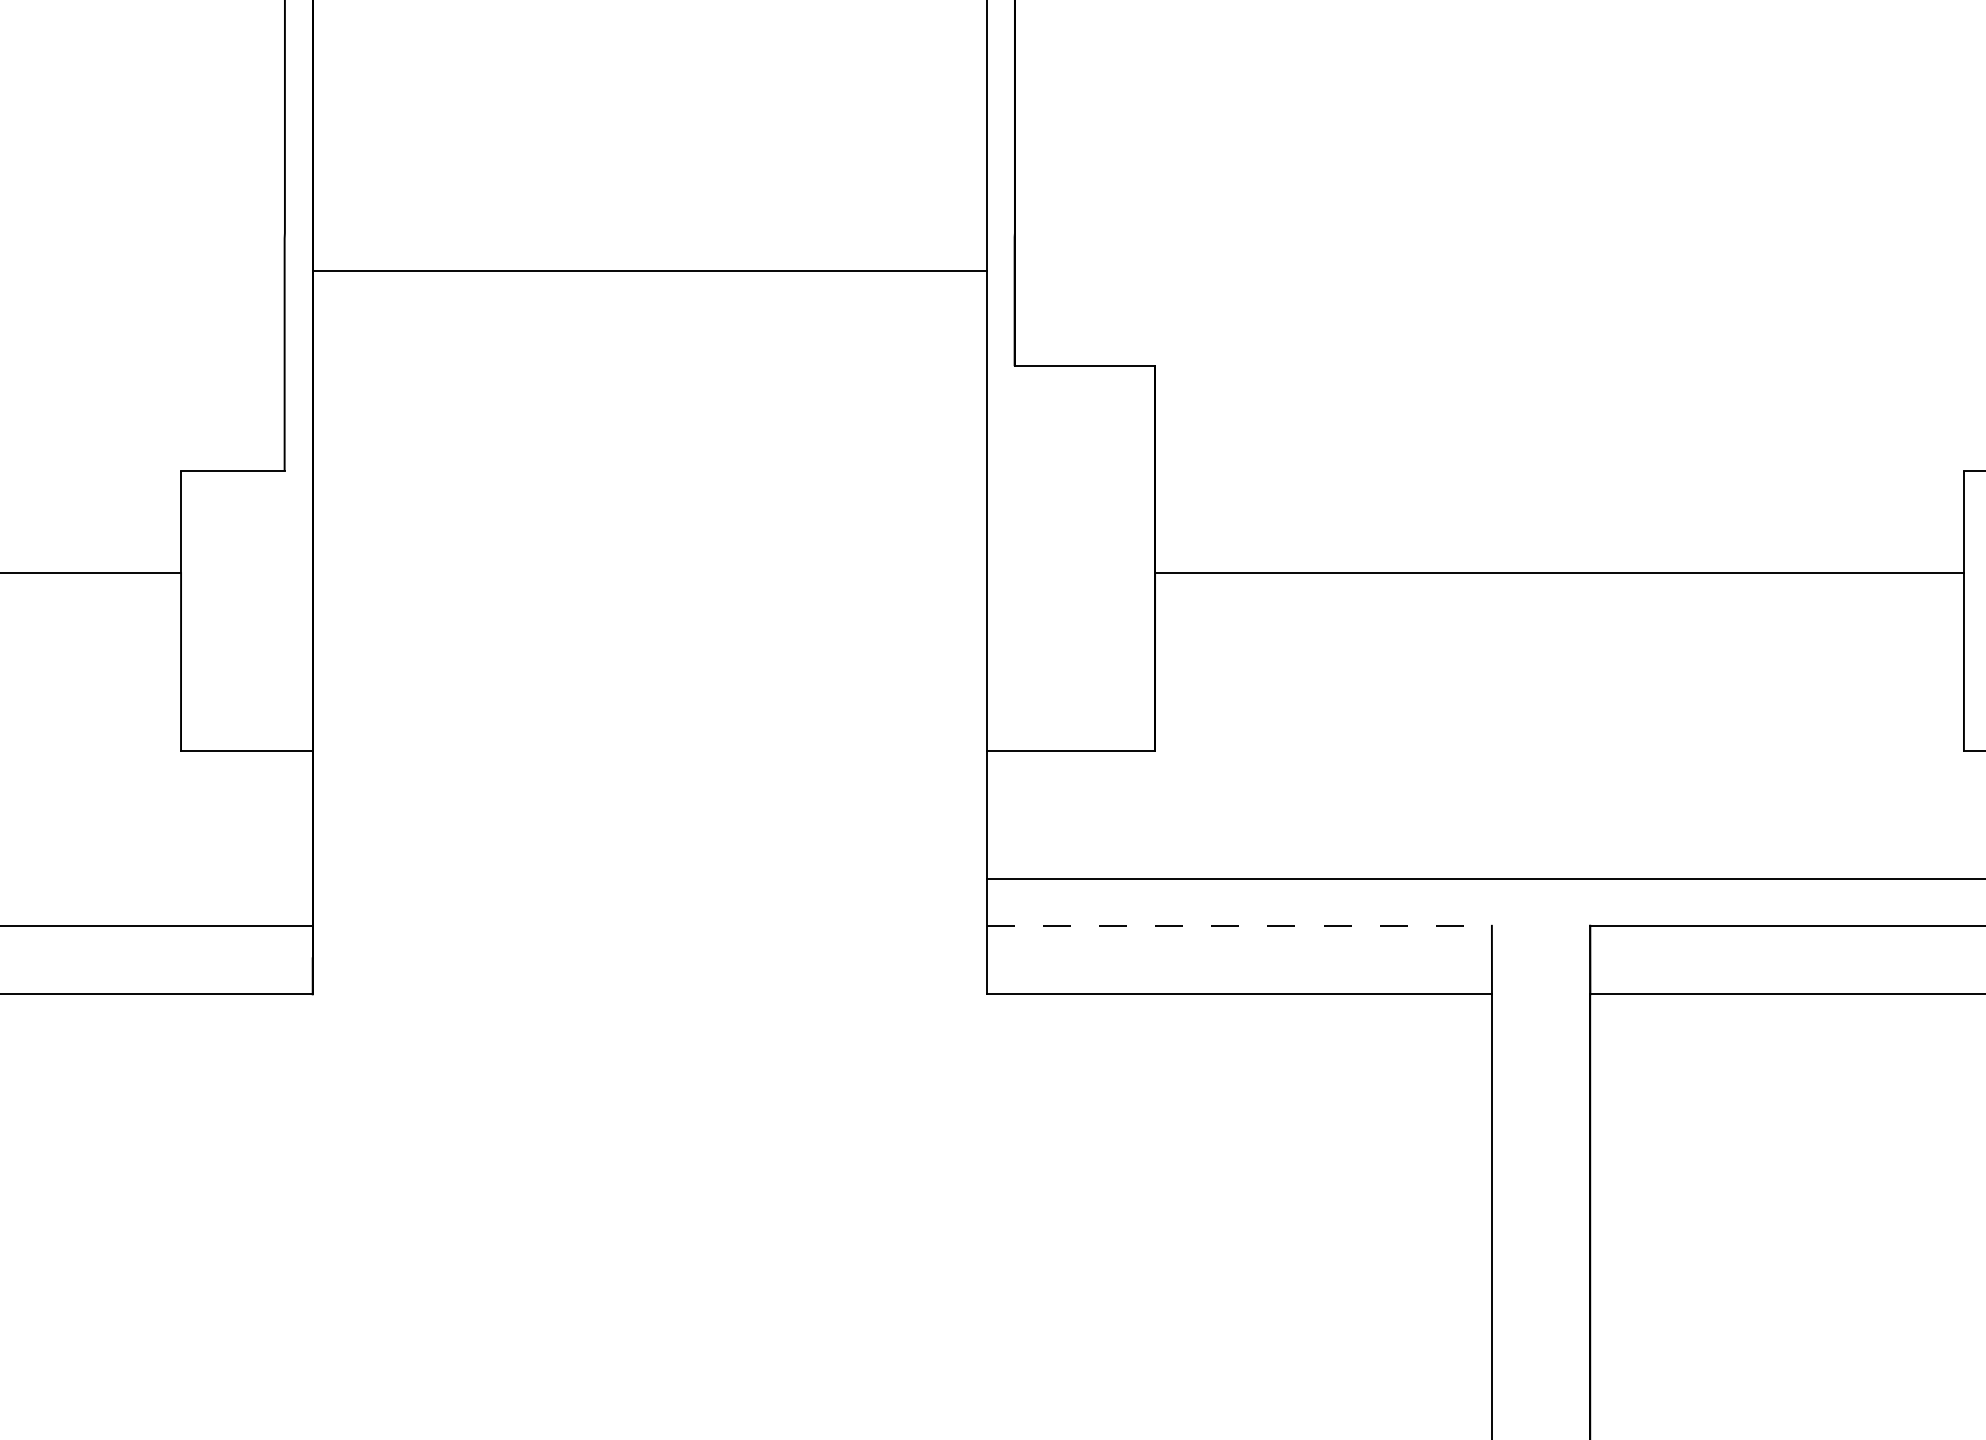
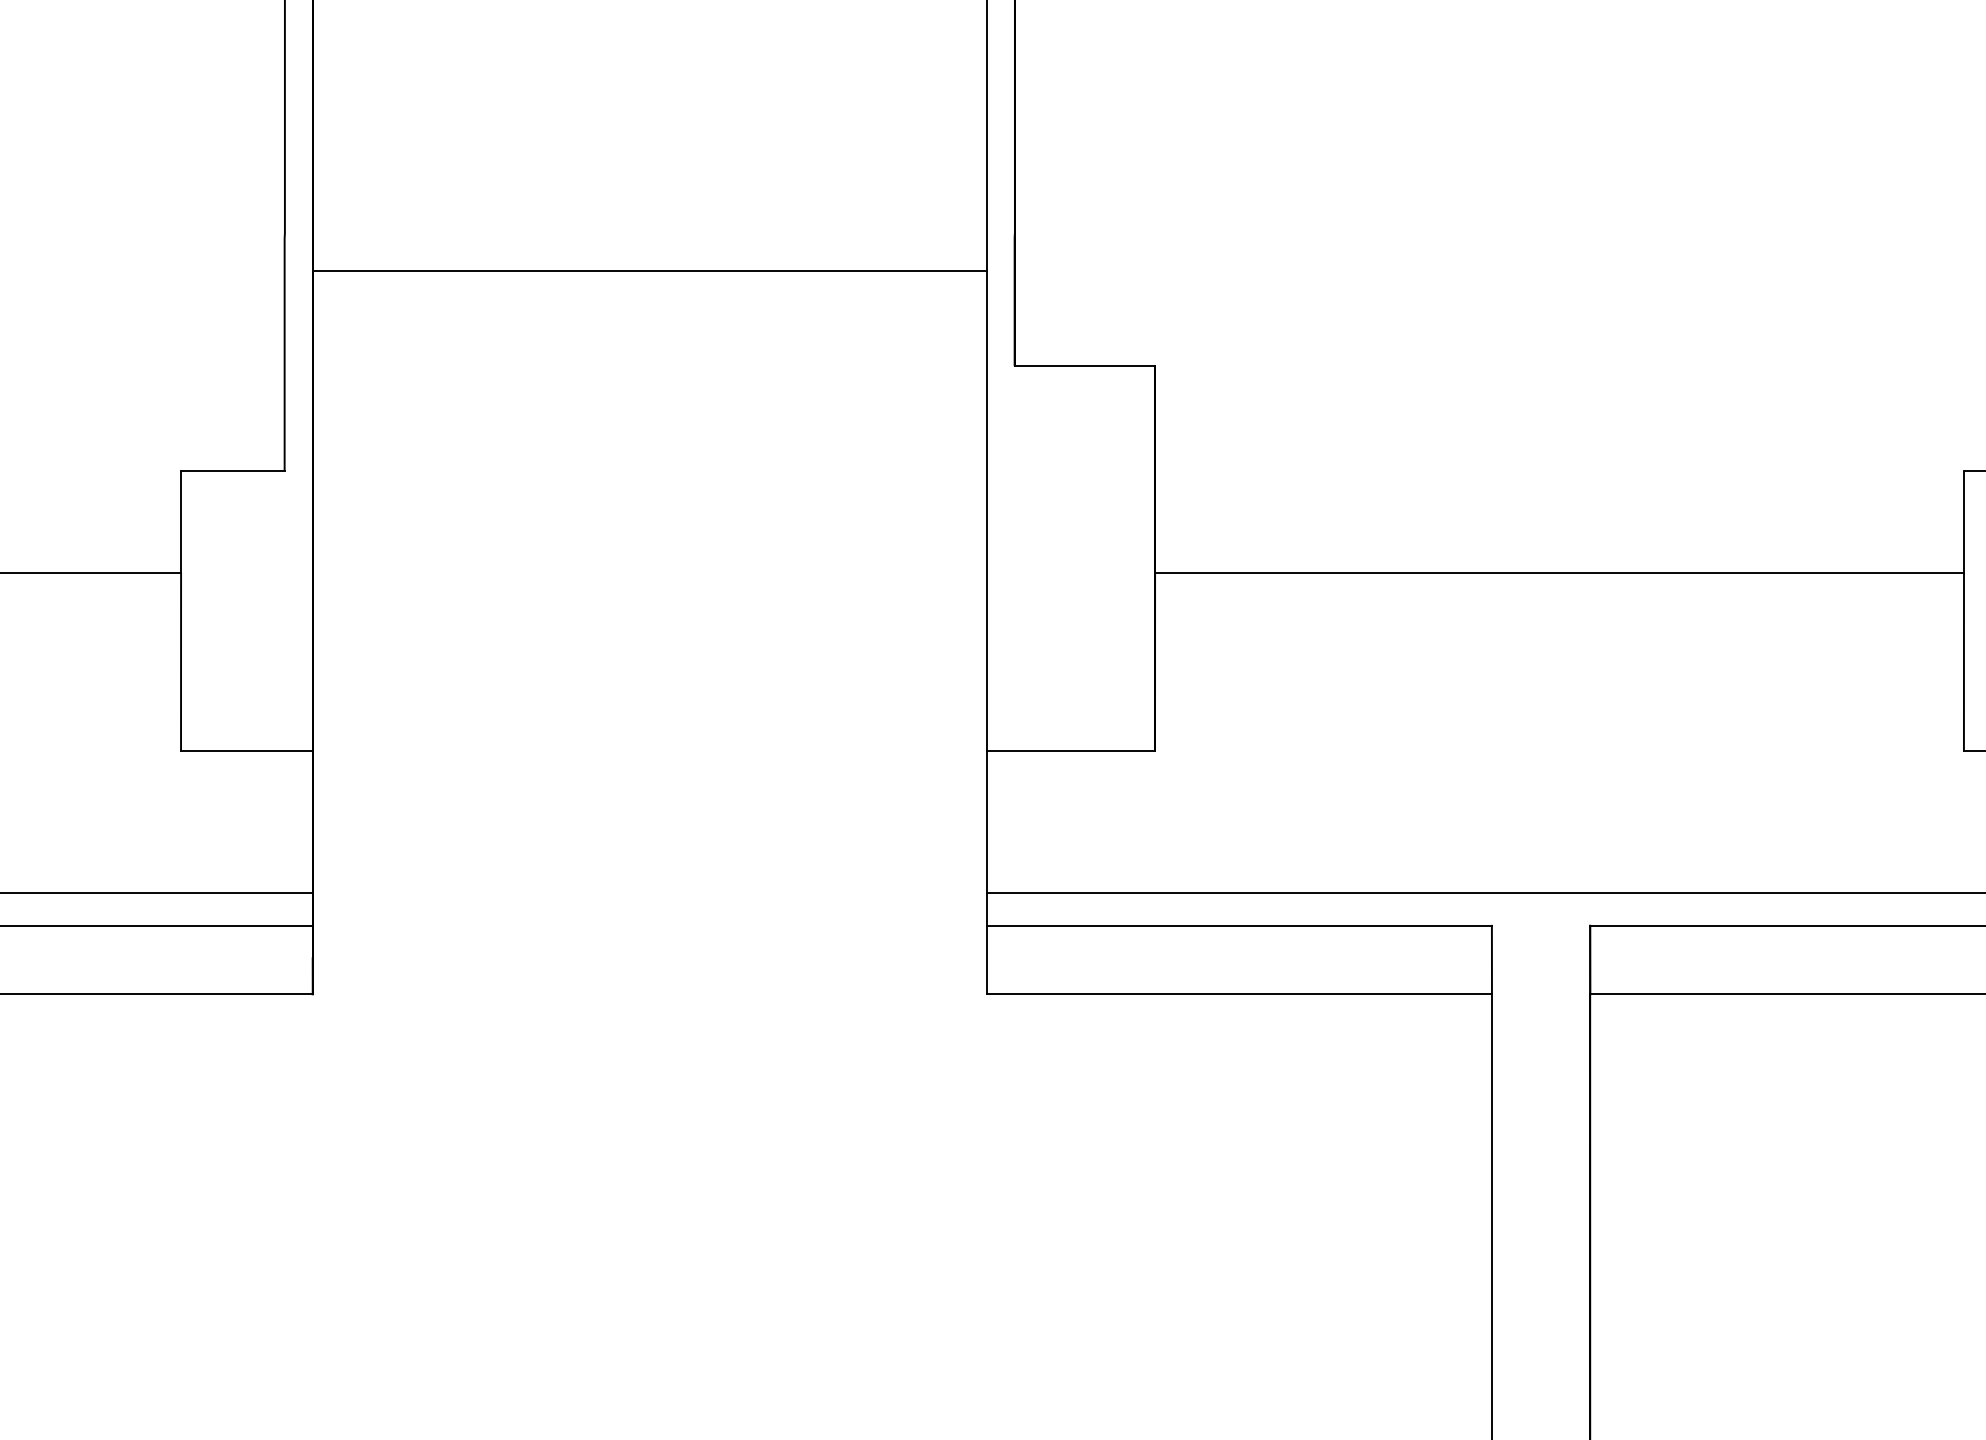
line position: (1484, 878) -> (1484, 892) (1484, 892)
line: none -> present (157, 892)
line: dashed -> solid (1239, 925)
